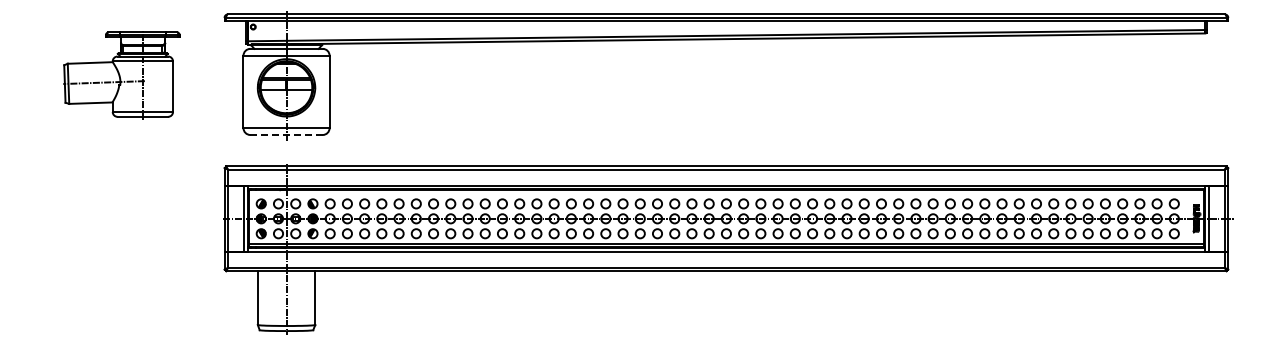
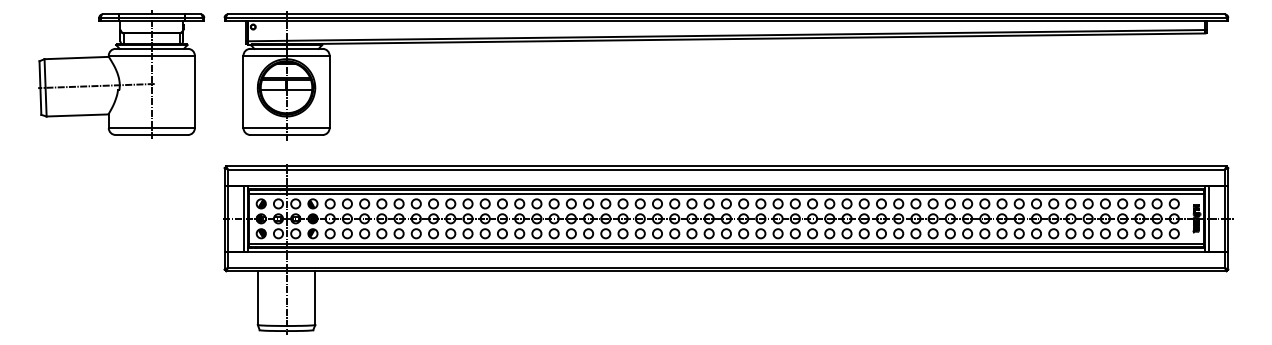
part size: 118x89 px -> 168x129 px (121, 74)
line: dashed -> solid (287, 135)
line: none -> present (726, 193)
